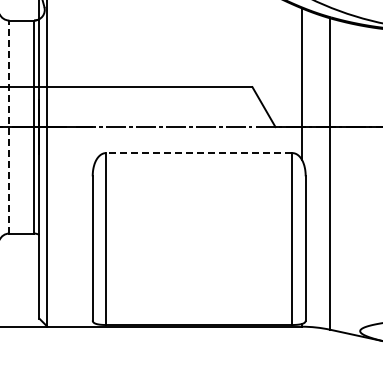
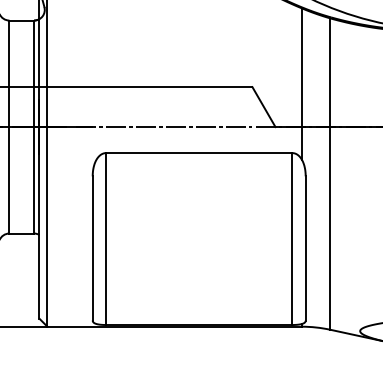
line: dashed -> solid (9, 126)
line: dashed -> solid (198, 153)
